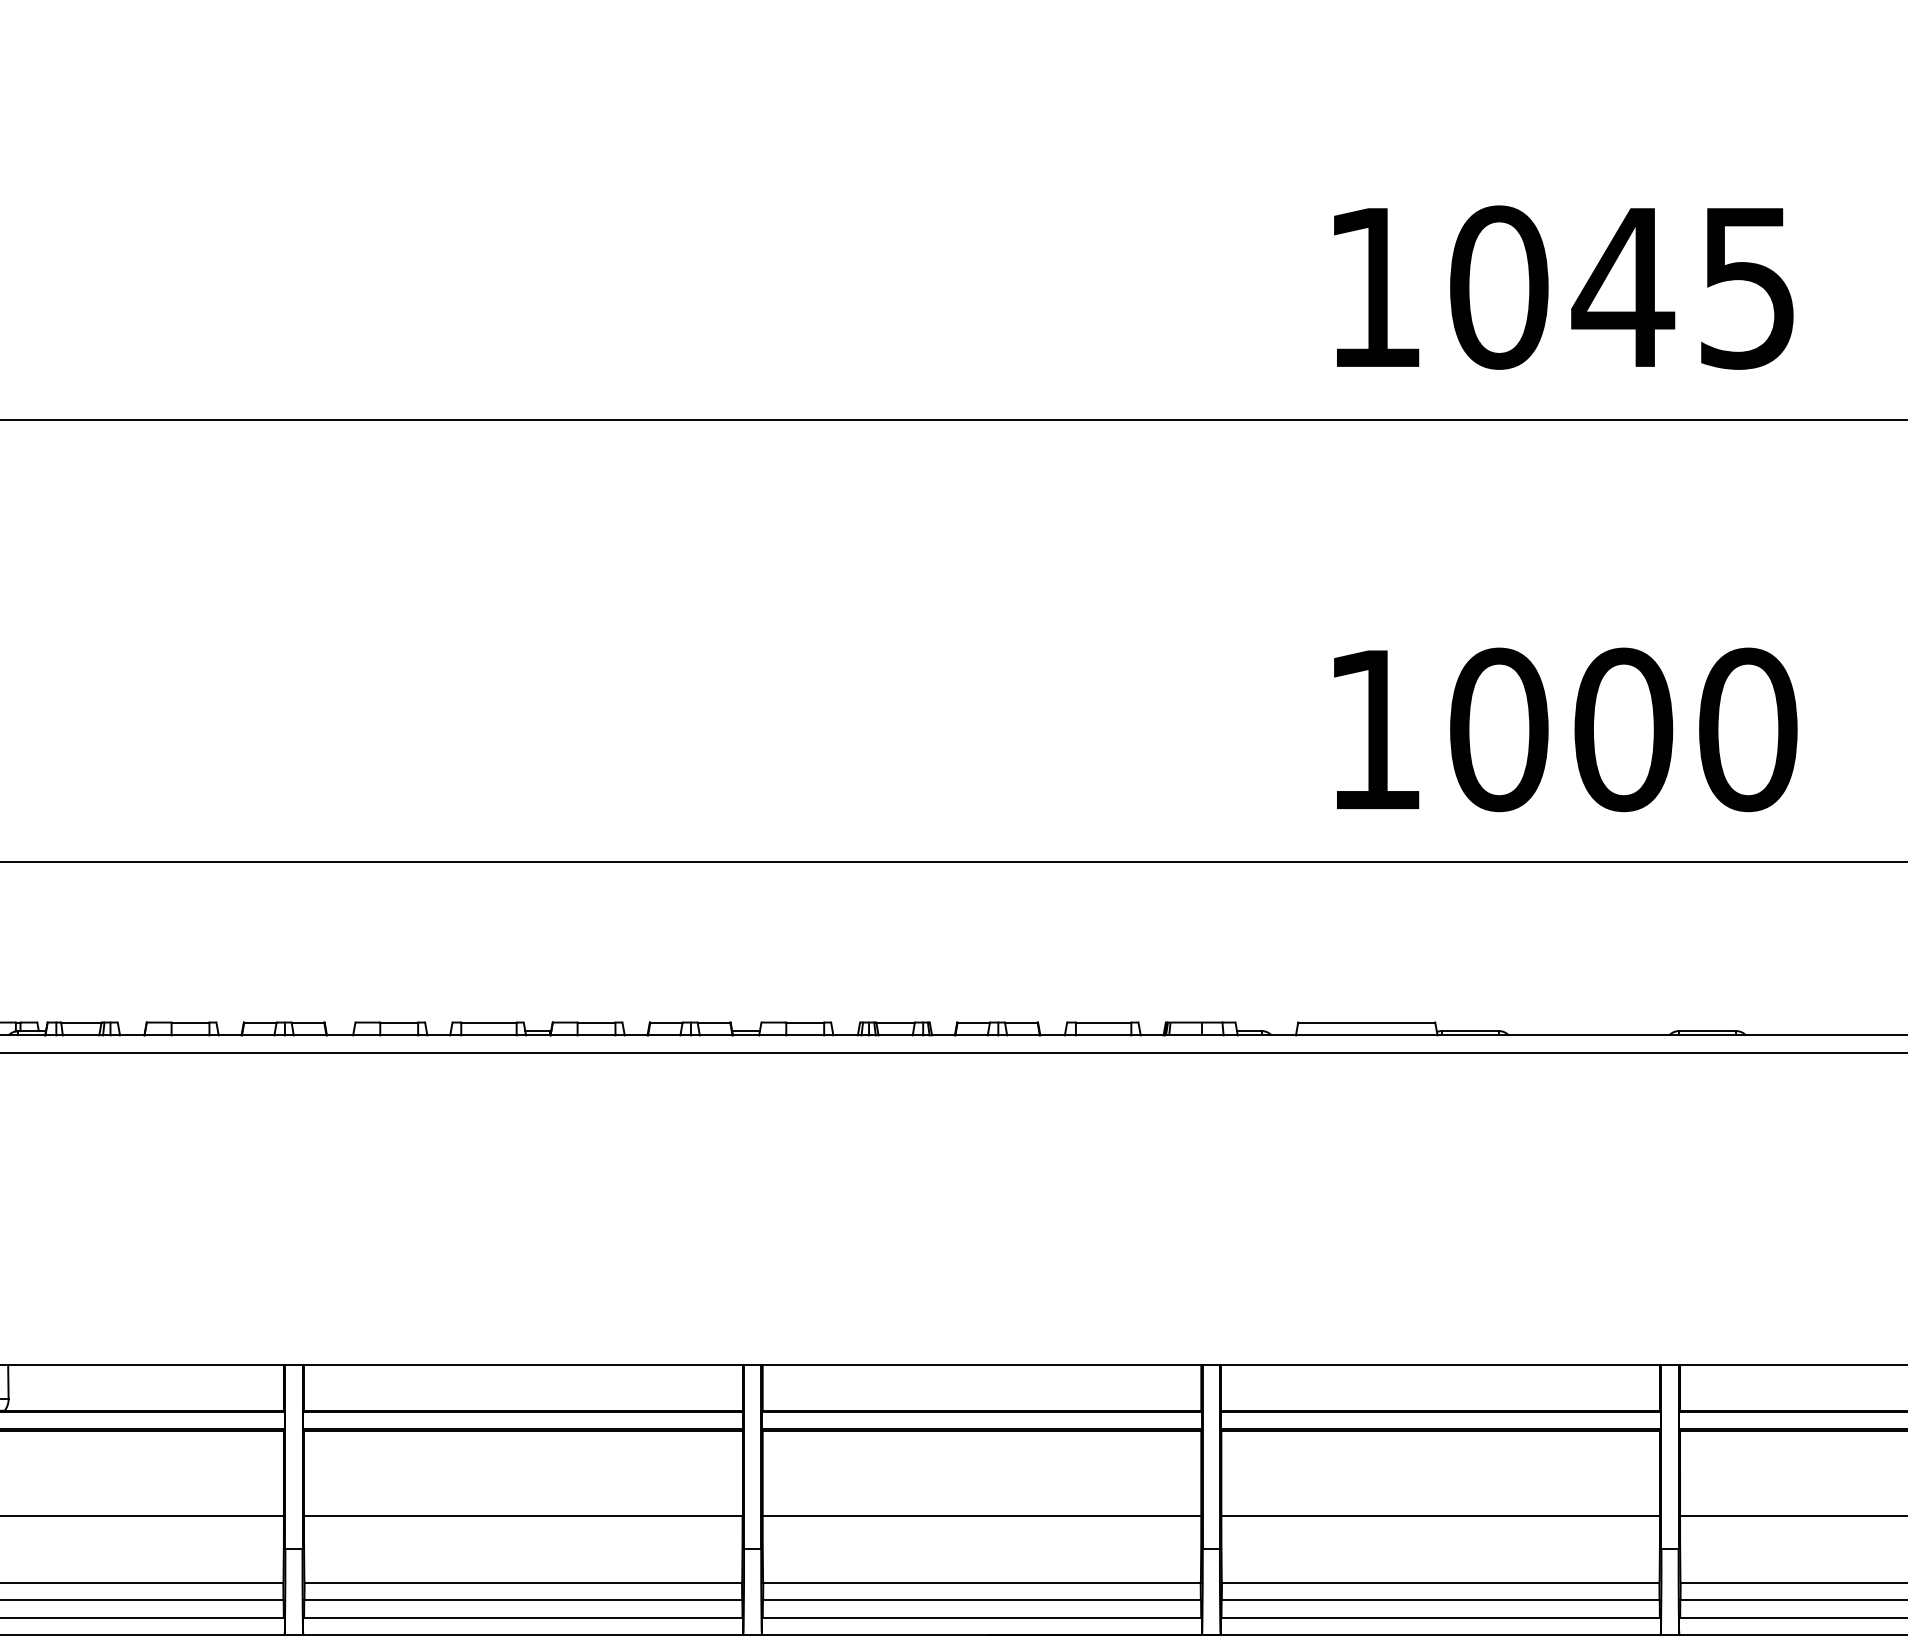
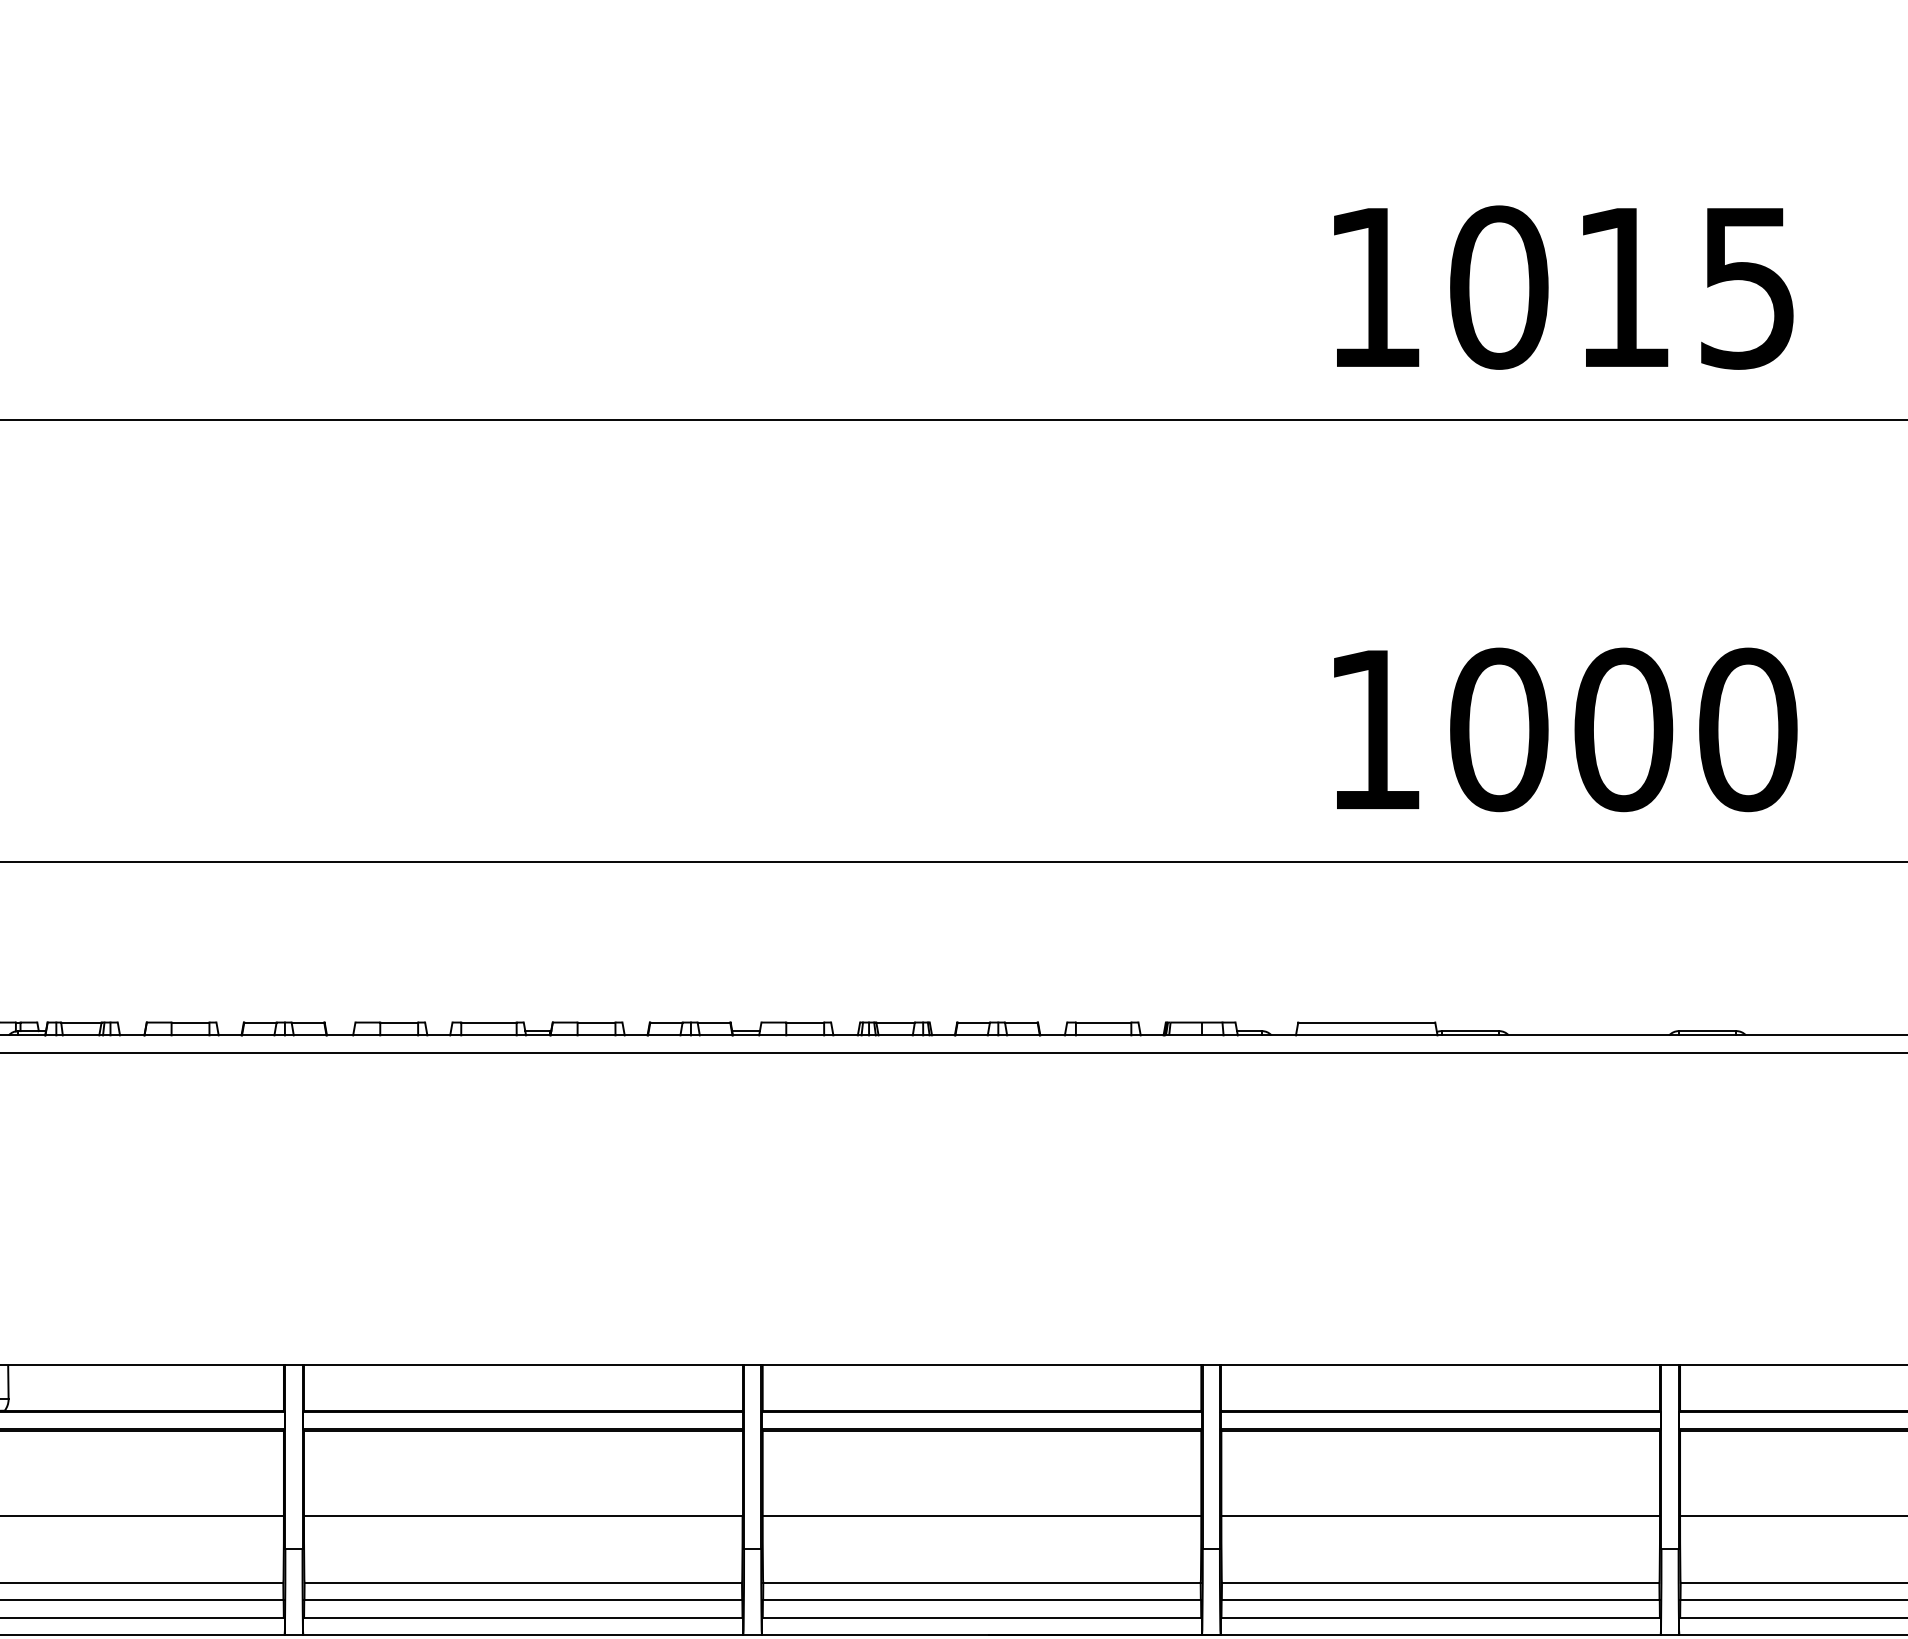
text: 1045 -> 1015 (1623, 287)
